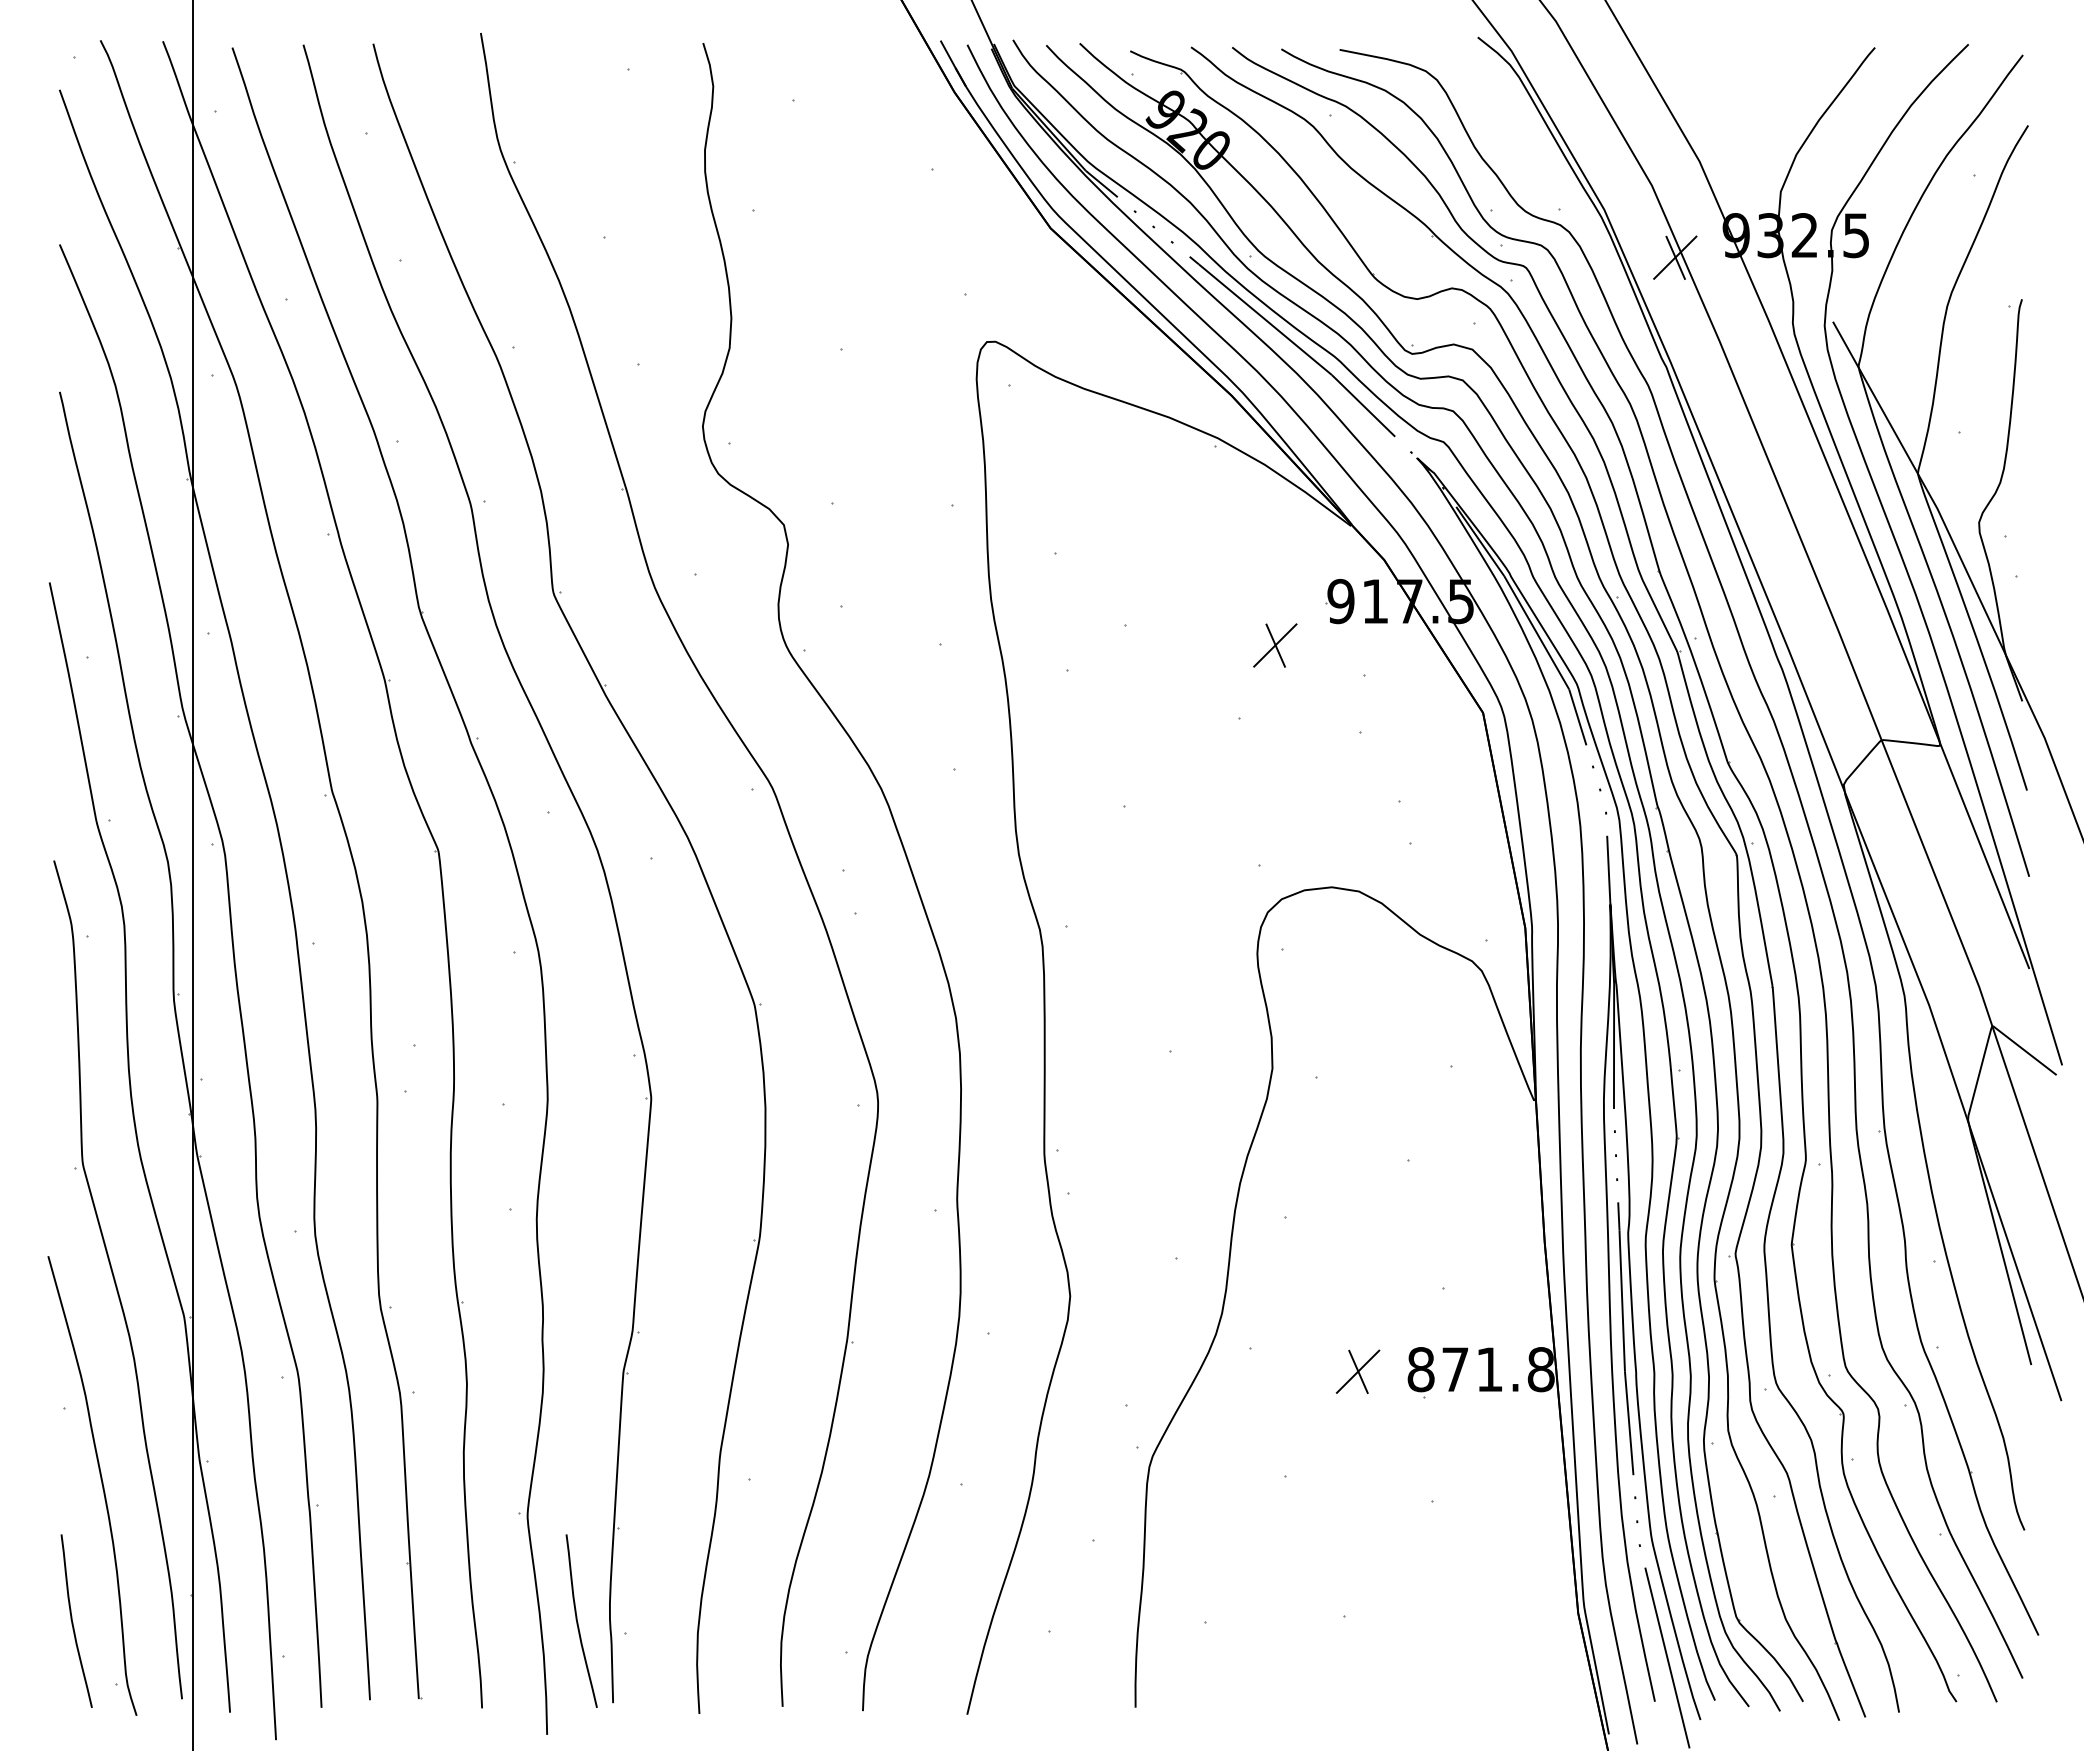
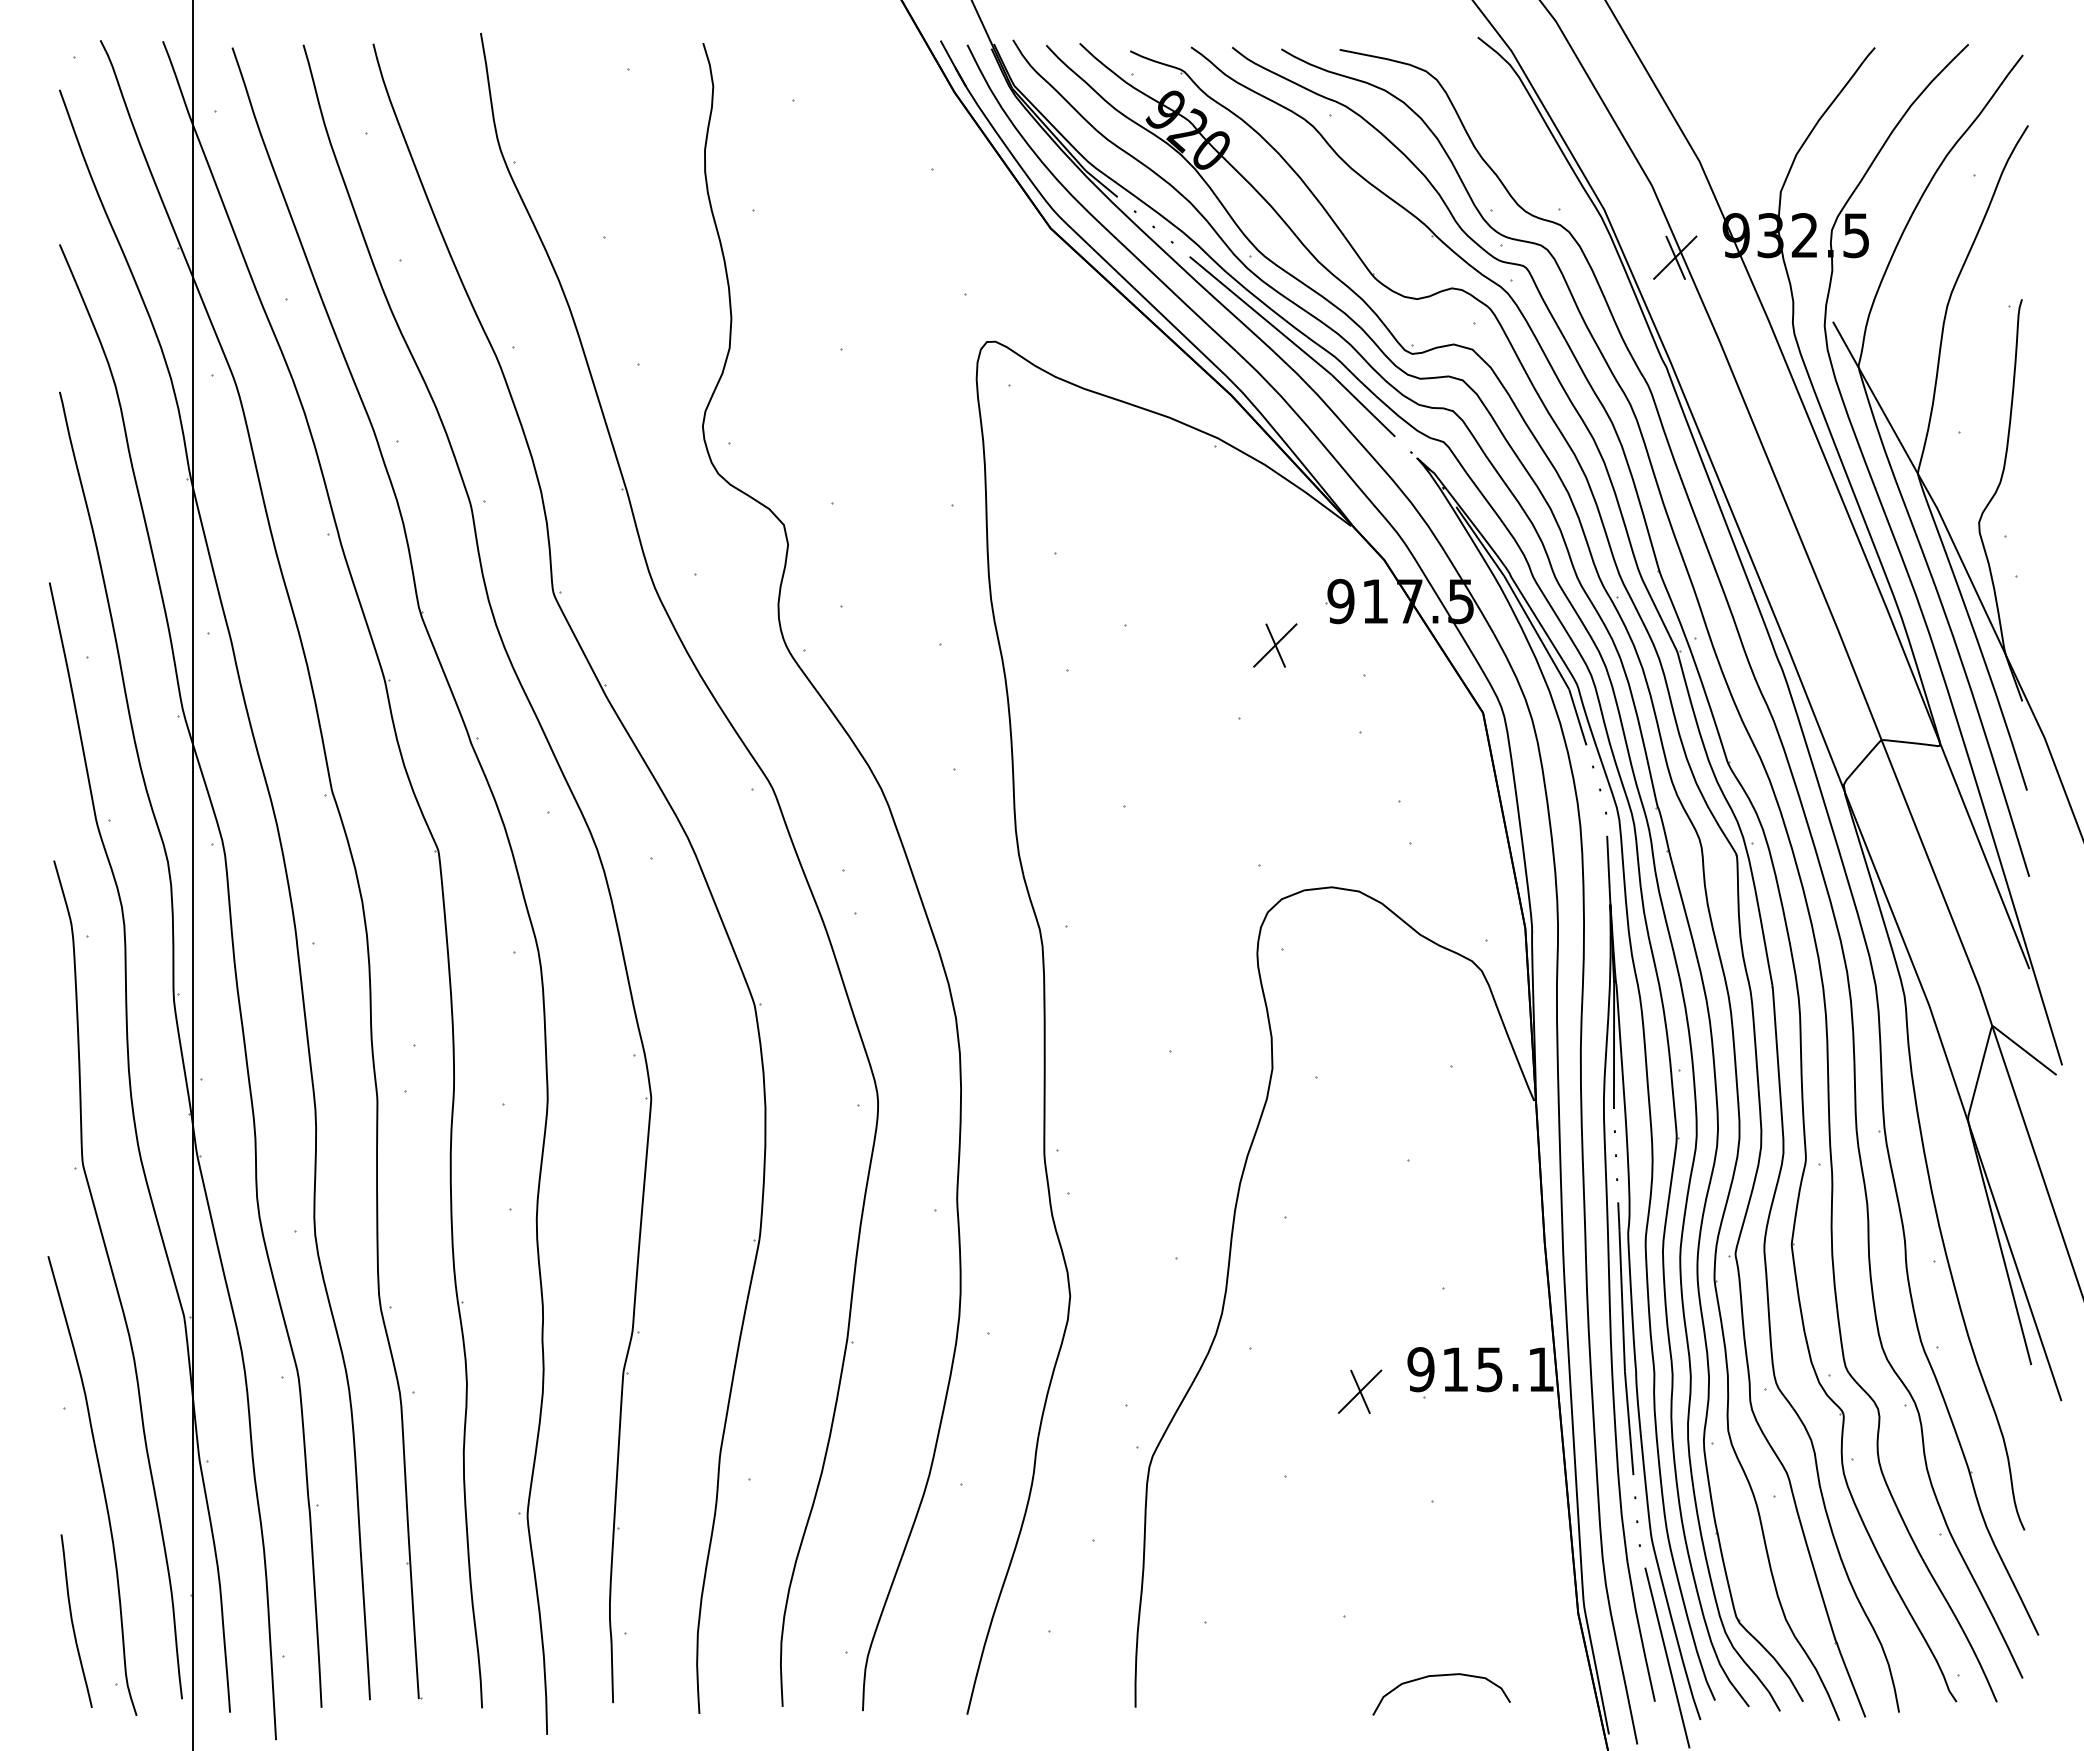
text: 871.8 -> 915.1 (1480, 1369)
part position: (1357, 1371) -> (1359, 1391) (1359, 1391)
curve: present -> none (578, 1622)
curve: none -> present (1441, 1676)
